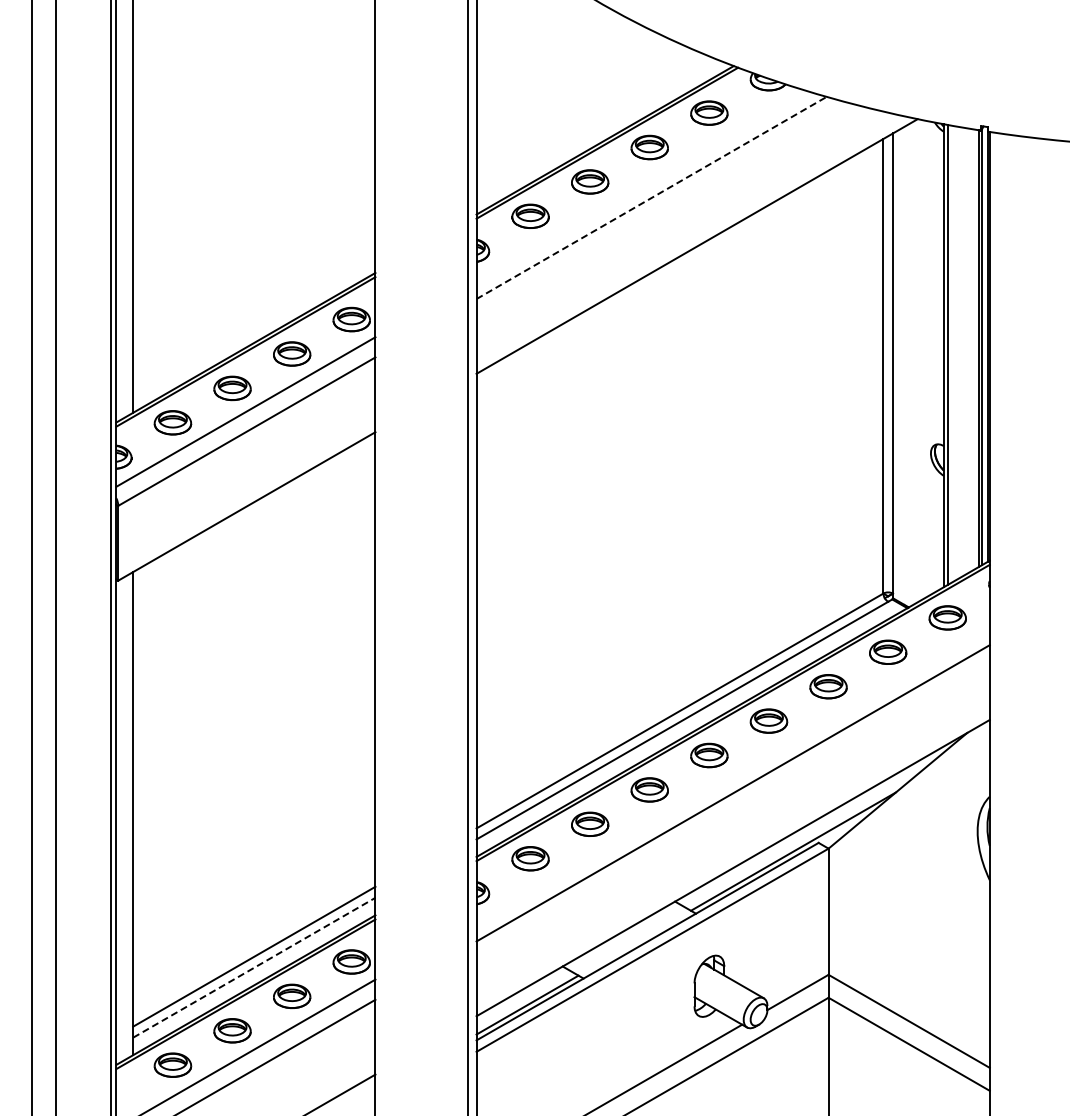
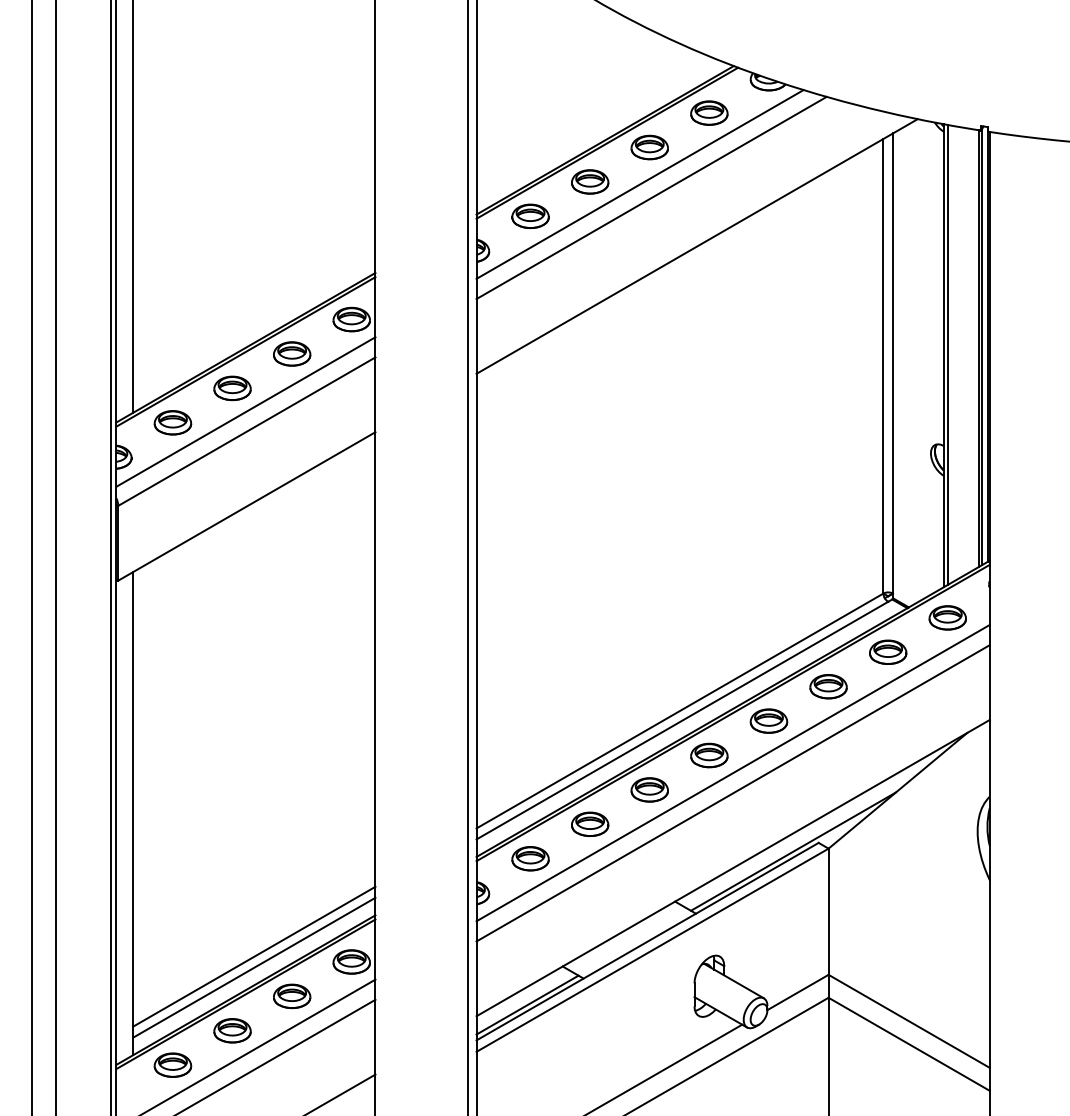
line: none -> present (639, 184)
line: dashed -> solid (652, 197)
line: none -> present (732, 772)
line: dashed -> solid (254, 967)
